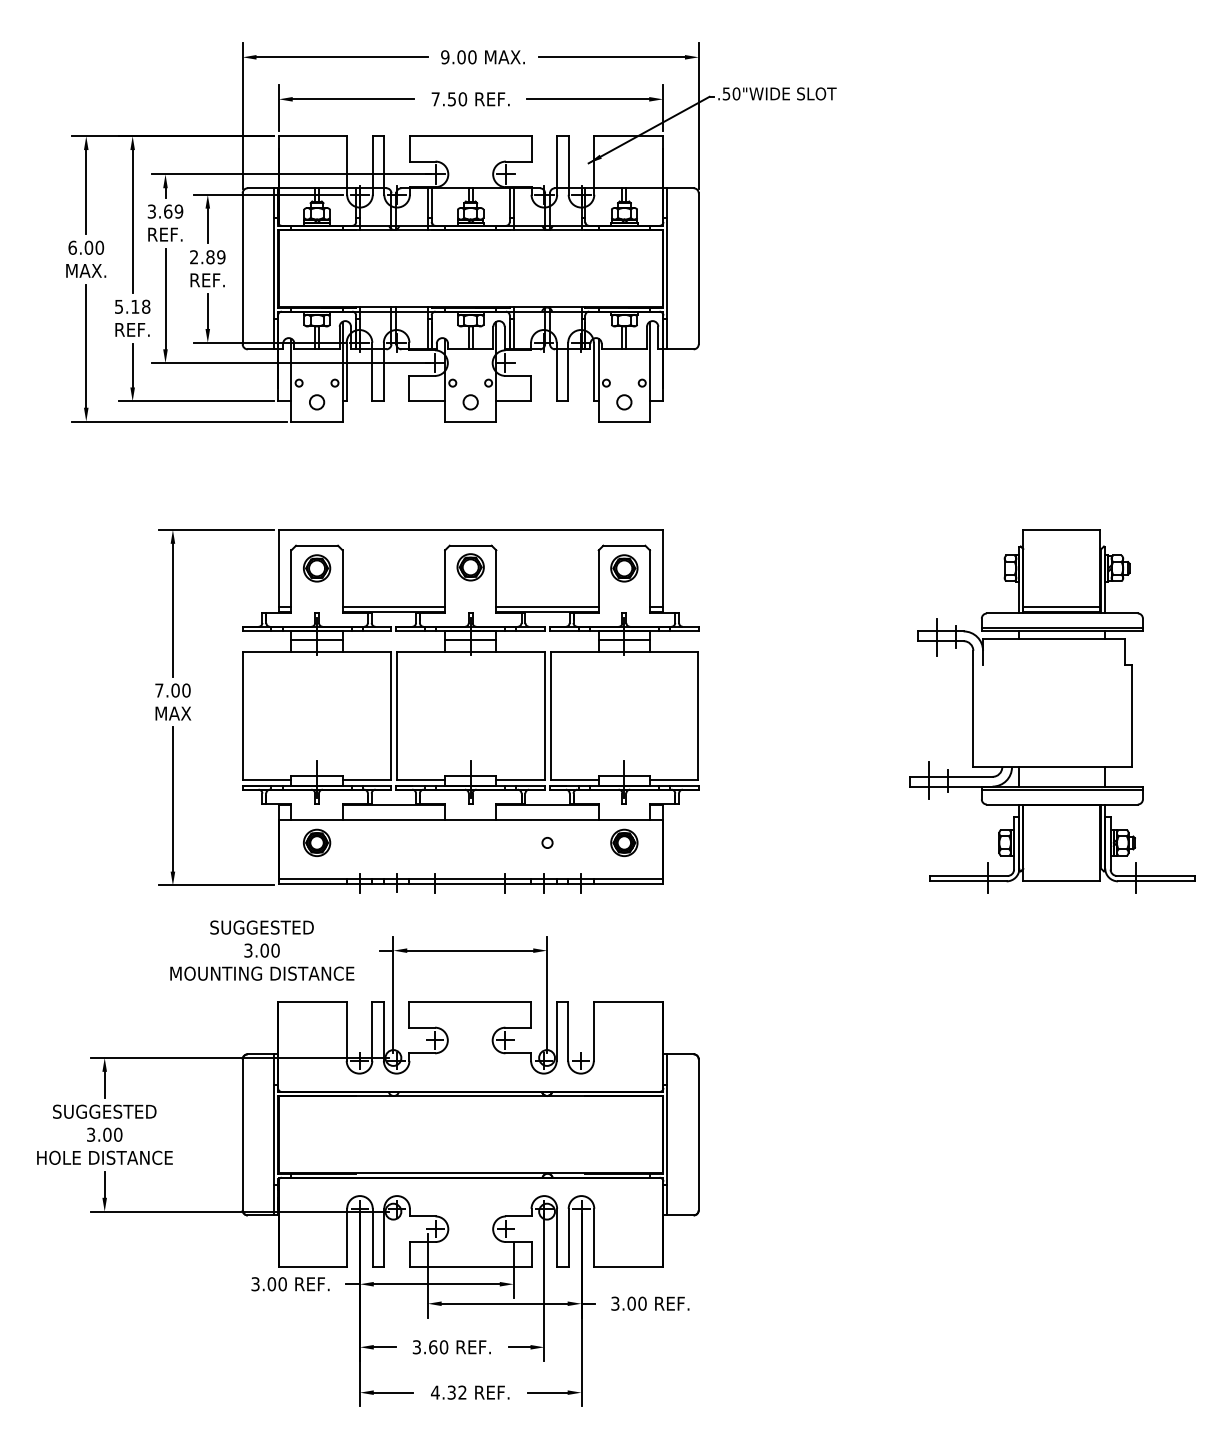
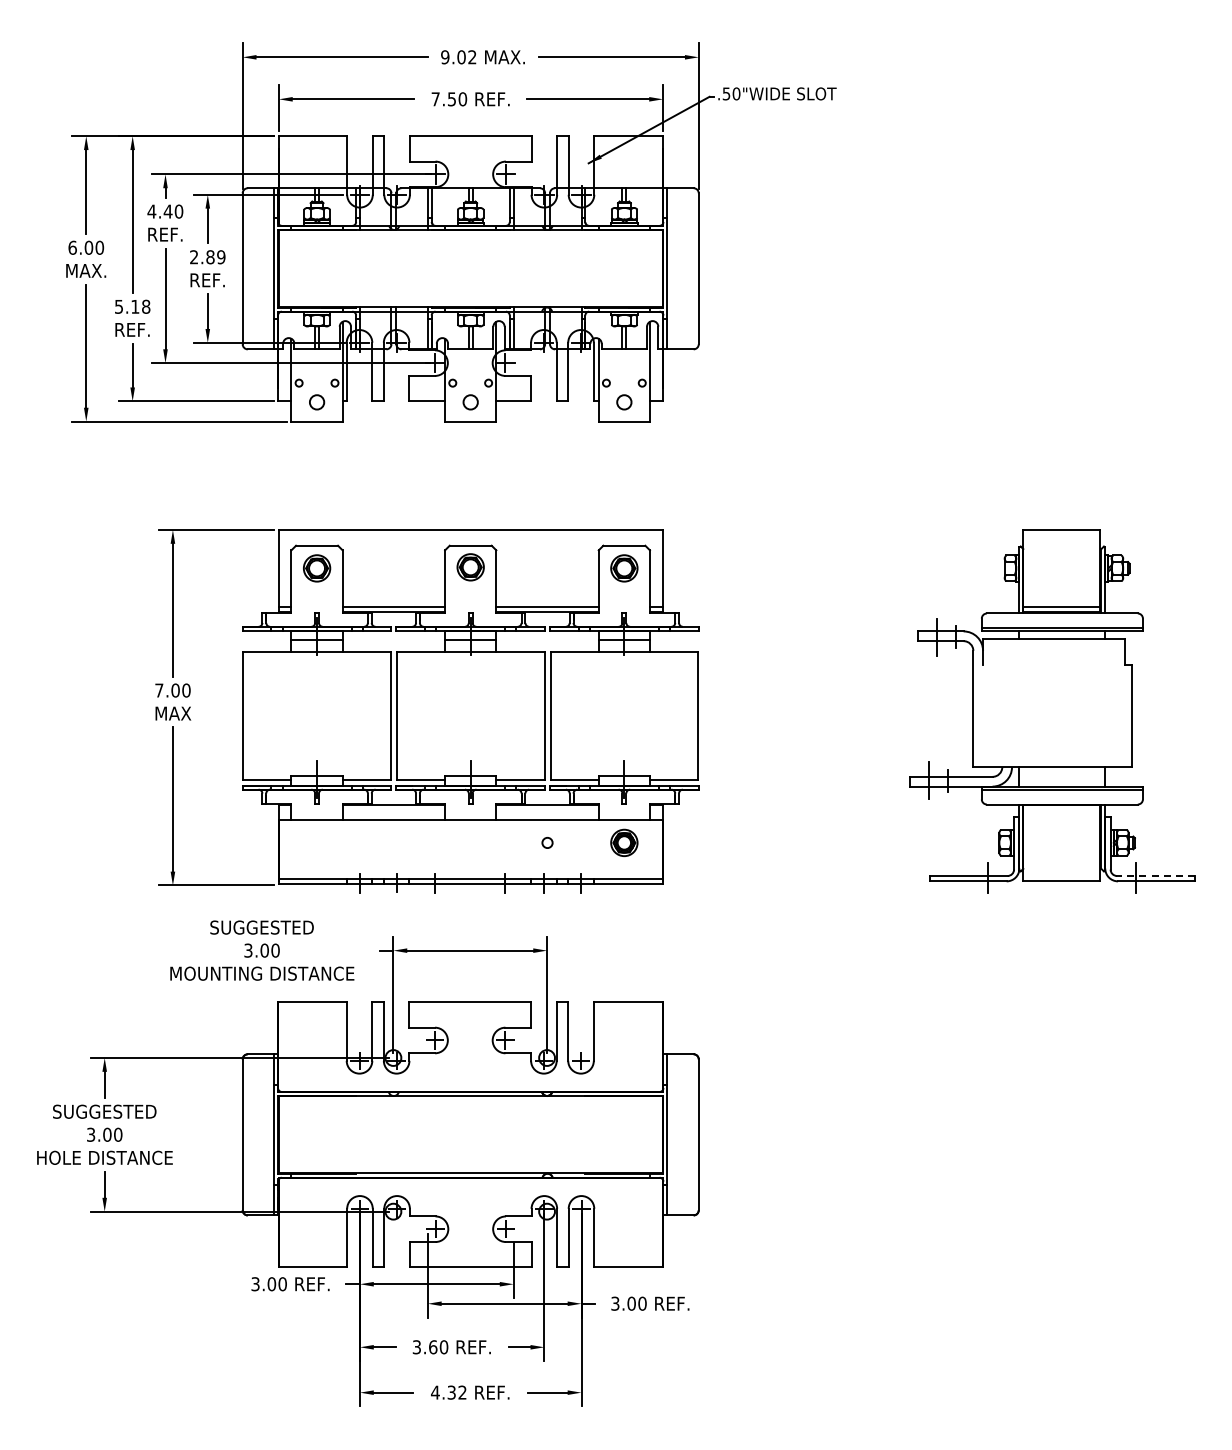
text: 9.00 -> 9.02 (472, 57)
text: 3.69 -> 4.40 (165, 211)
part: present -> none (317, 842)
line: solid -> dashed (1155, 875)
